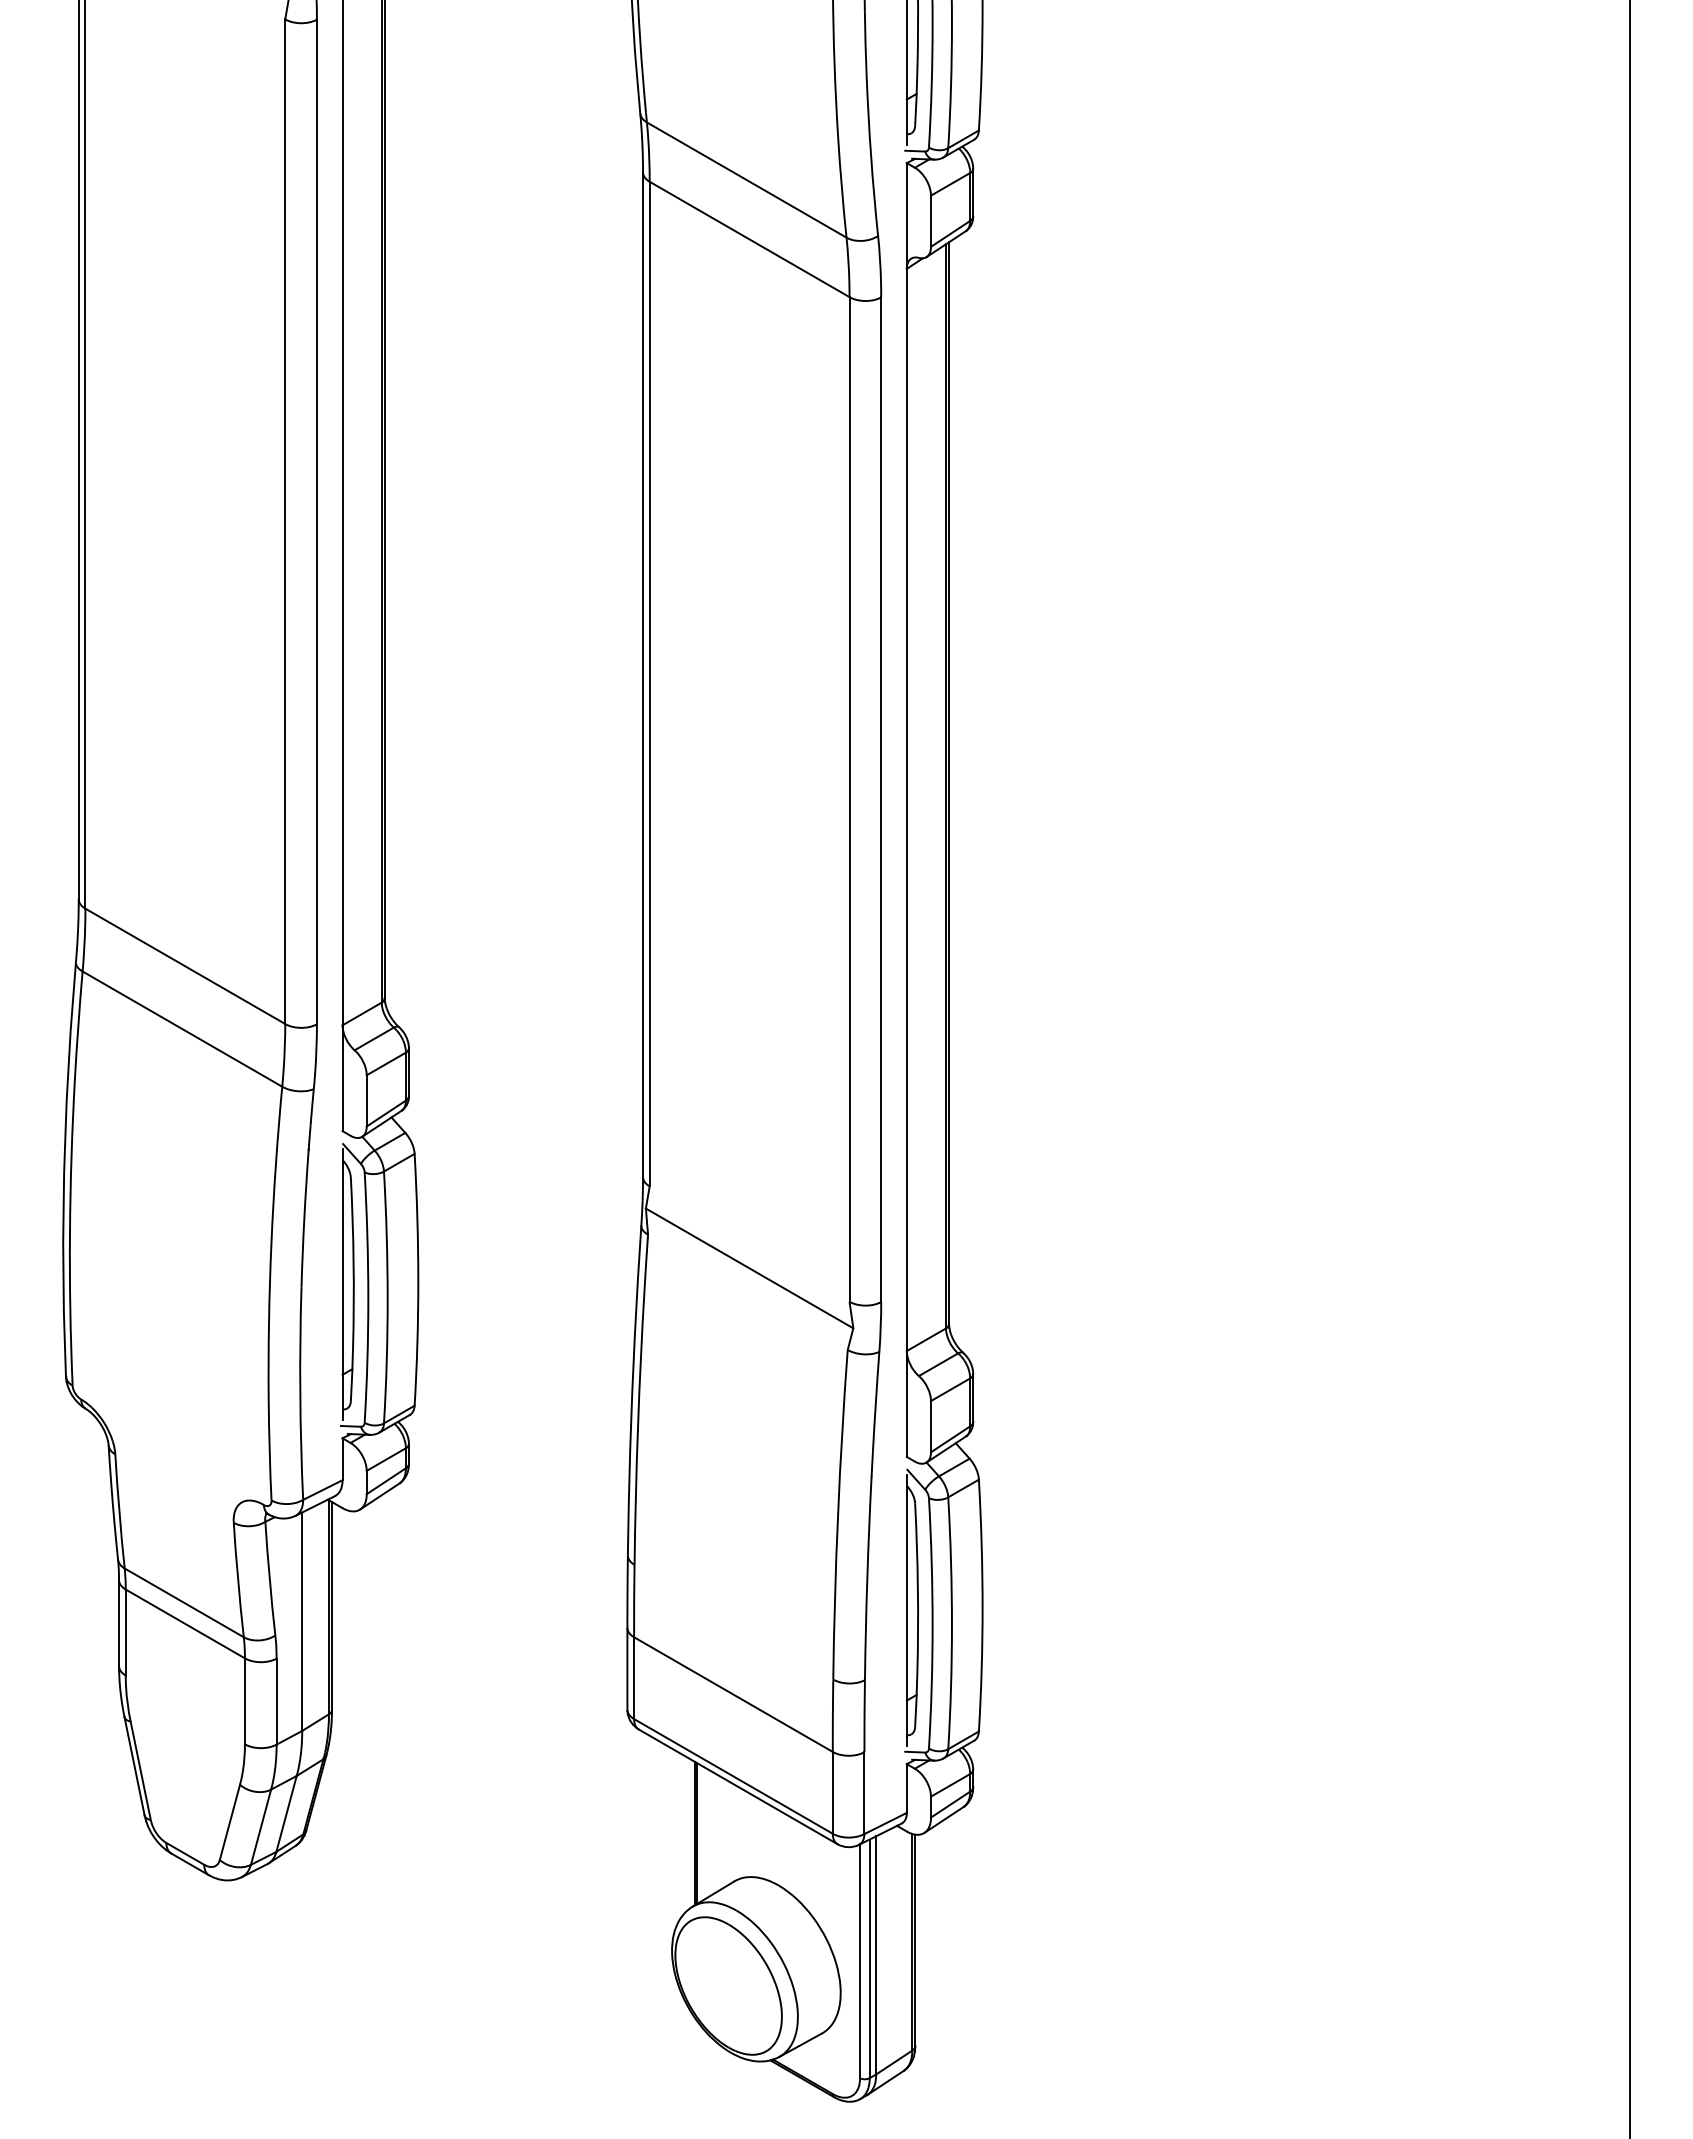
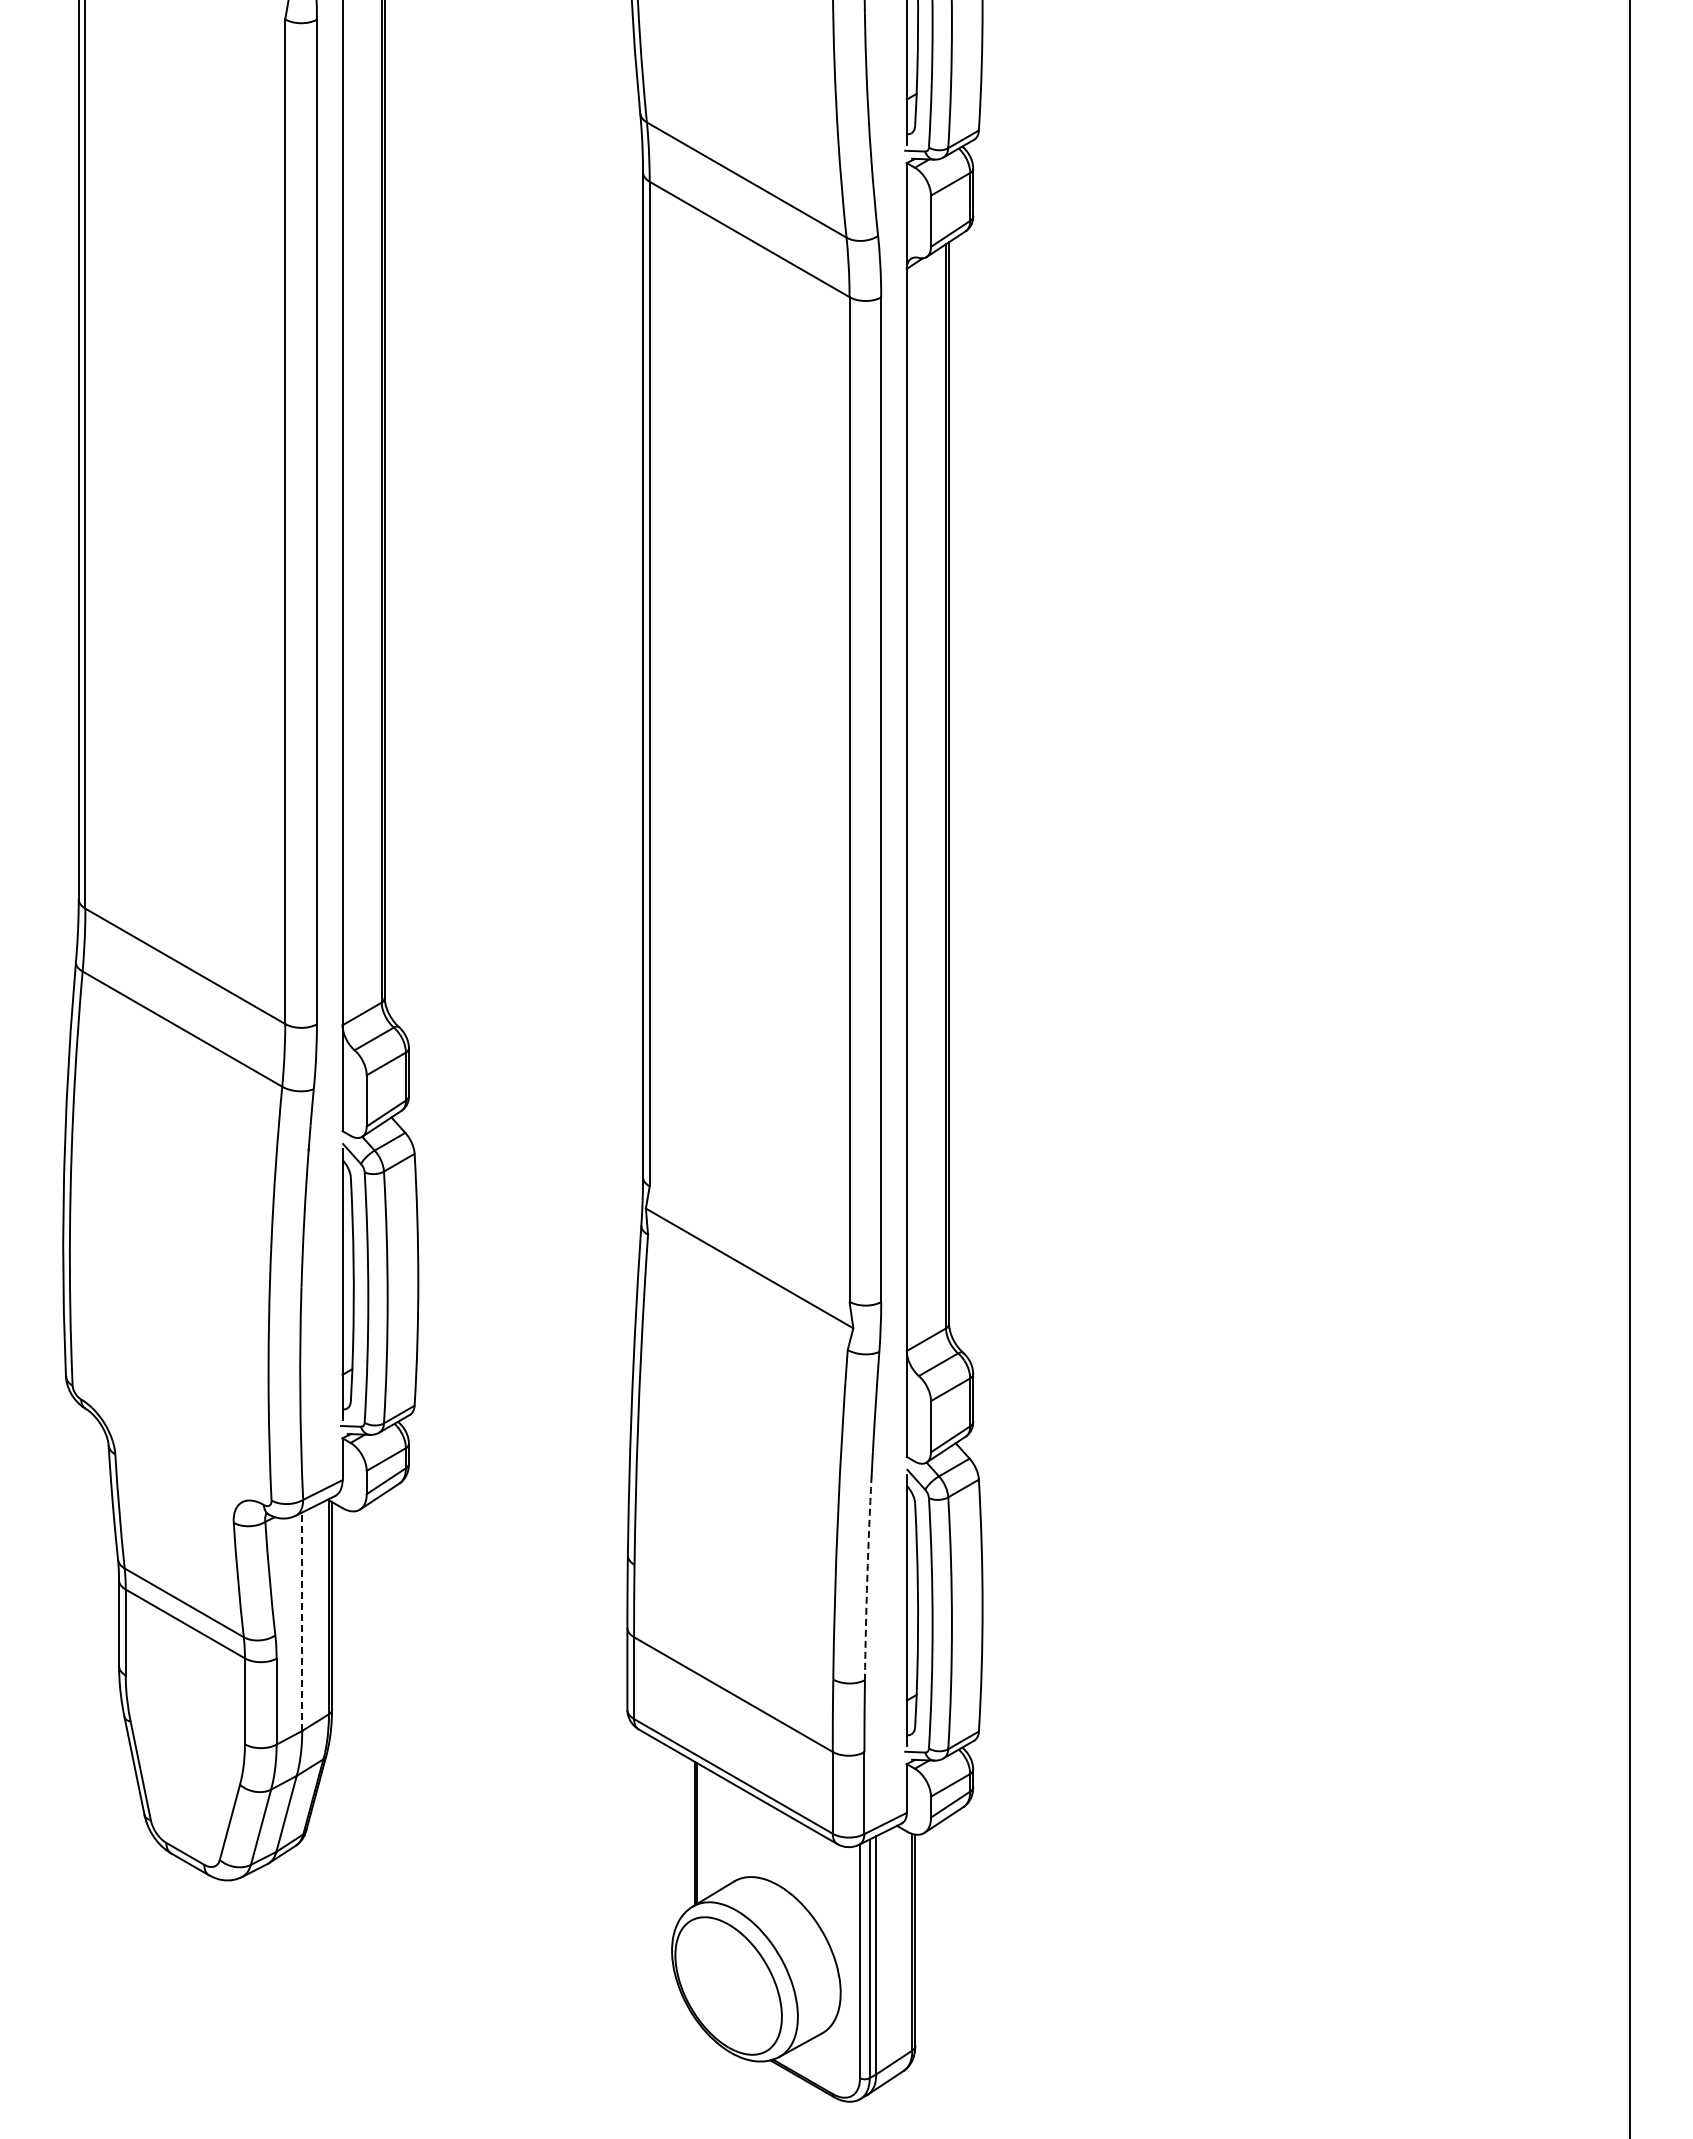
arc: solid -> dashed (867, 1578)
line: solid -> dashed (302, 1621)
